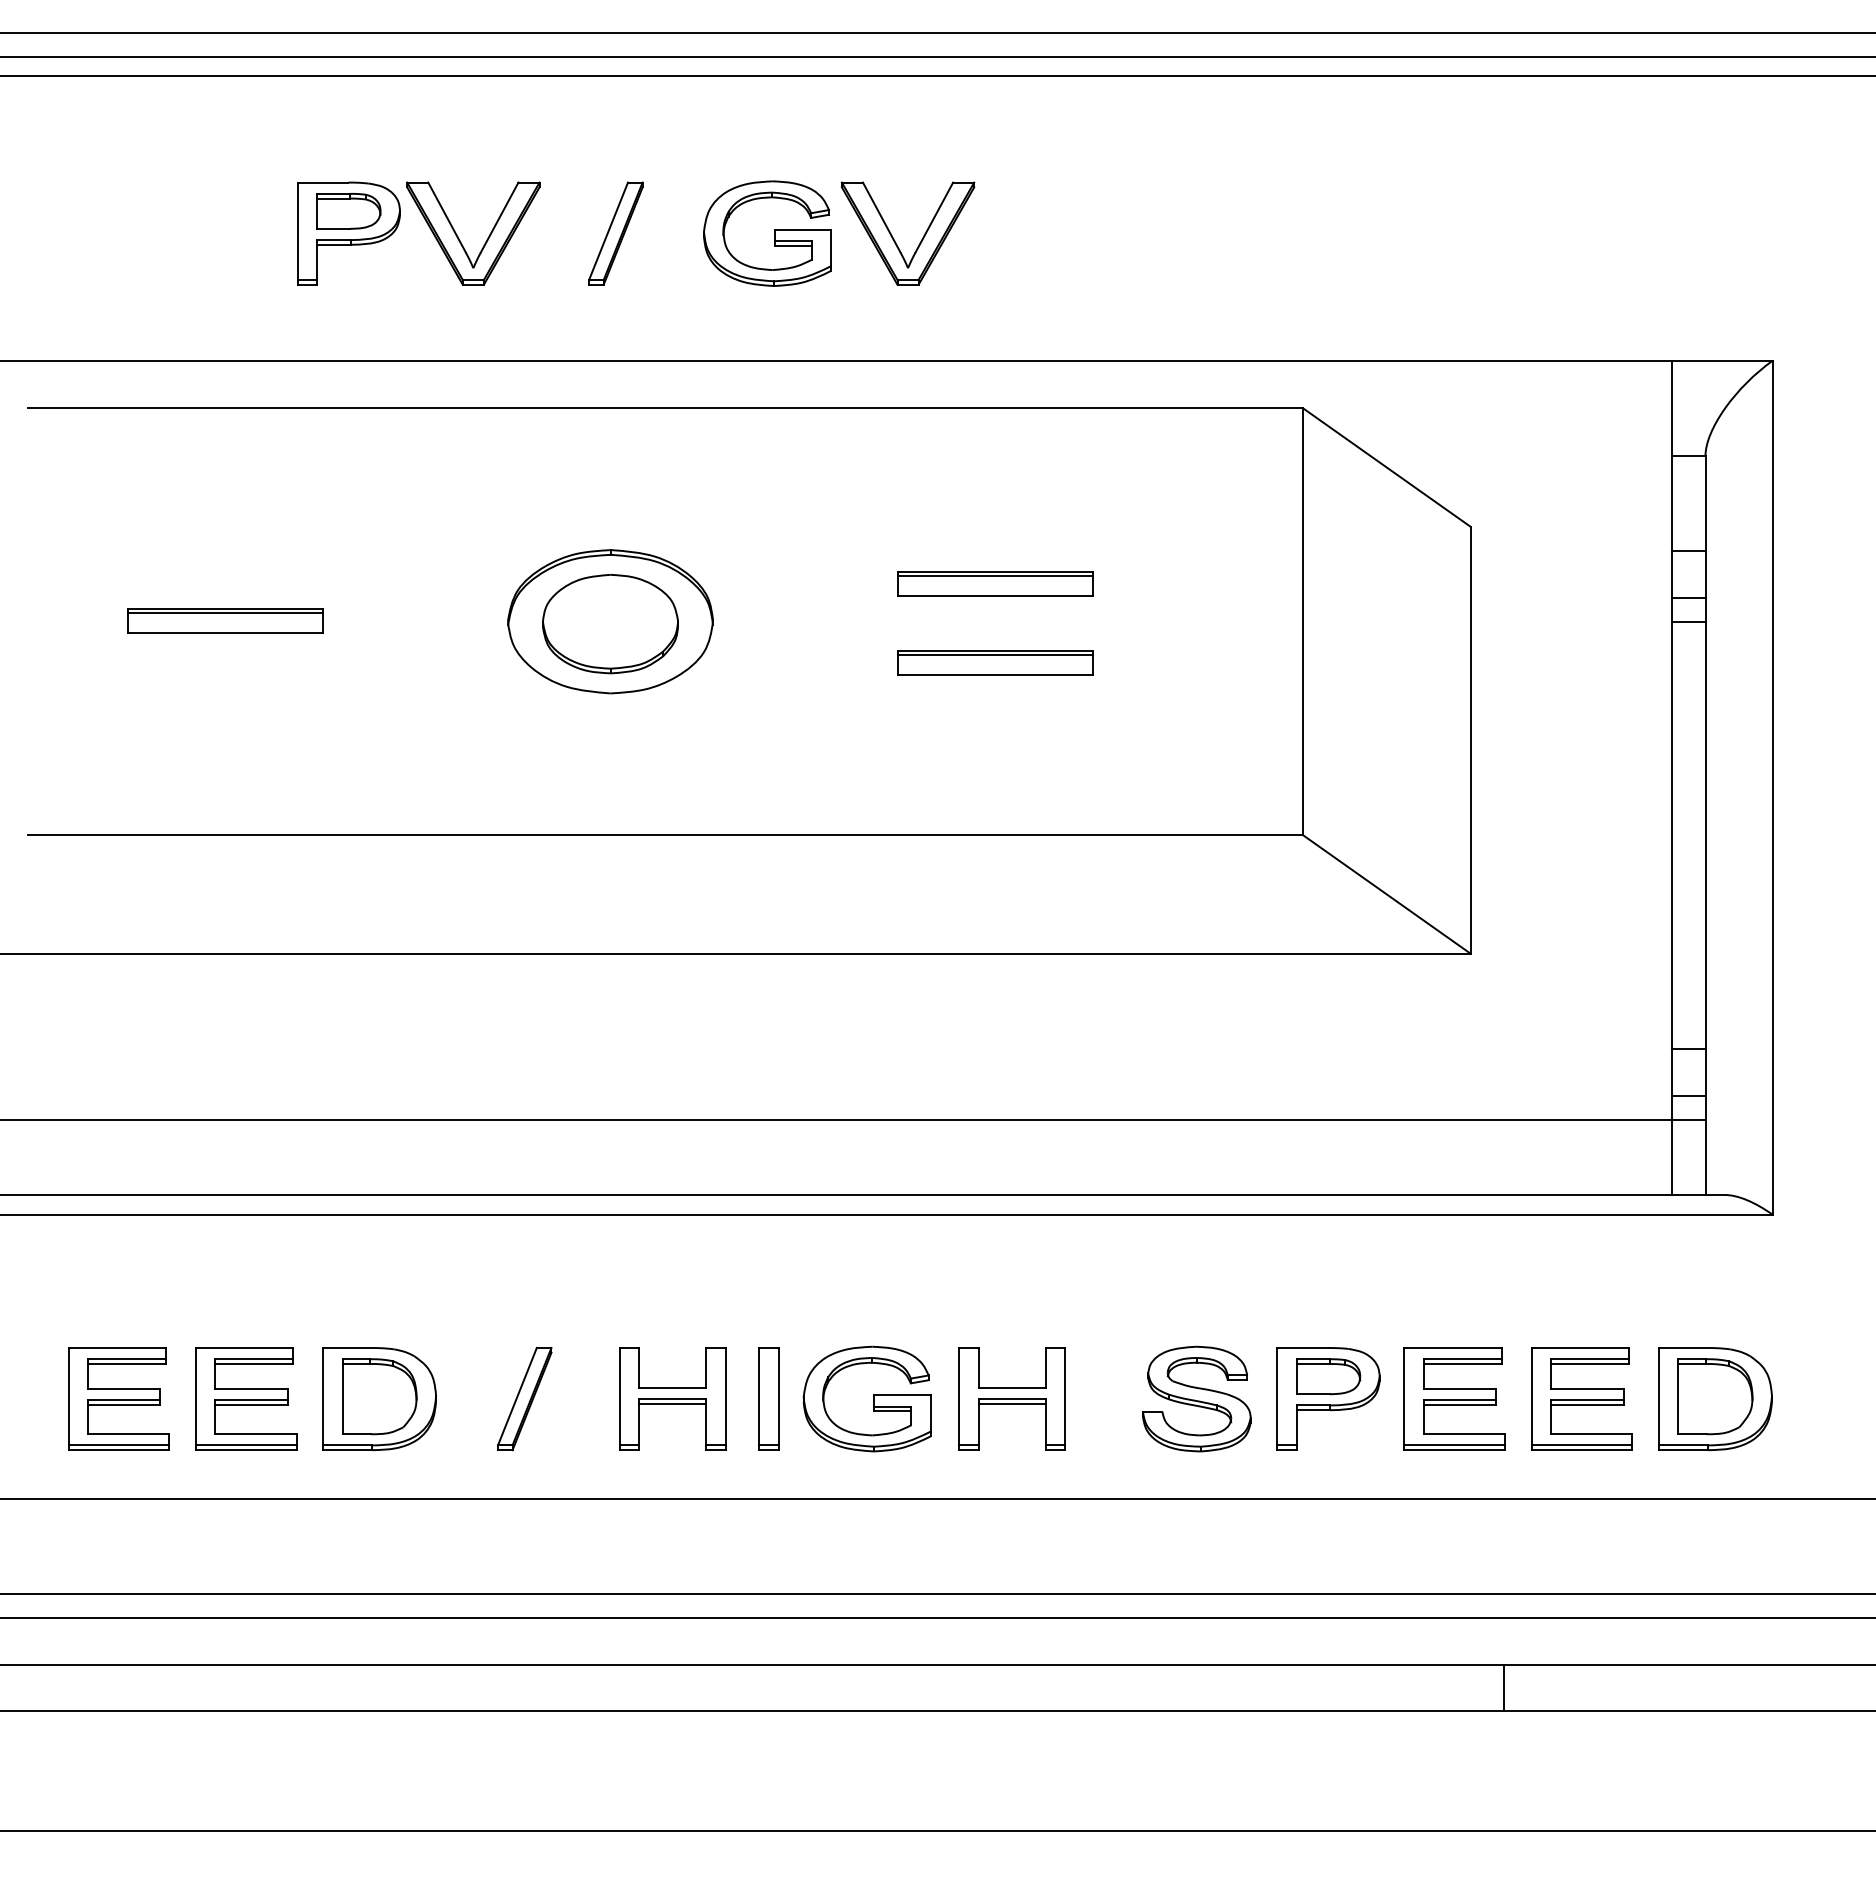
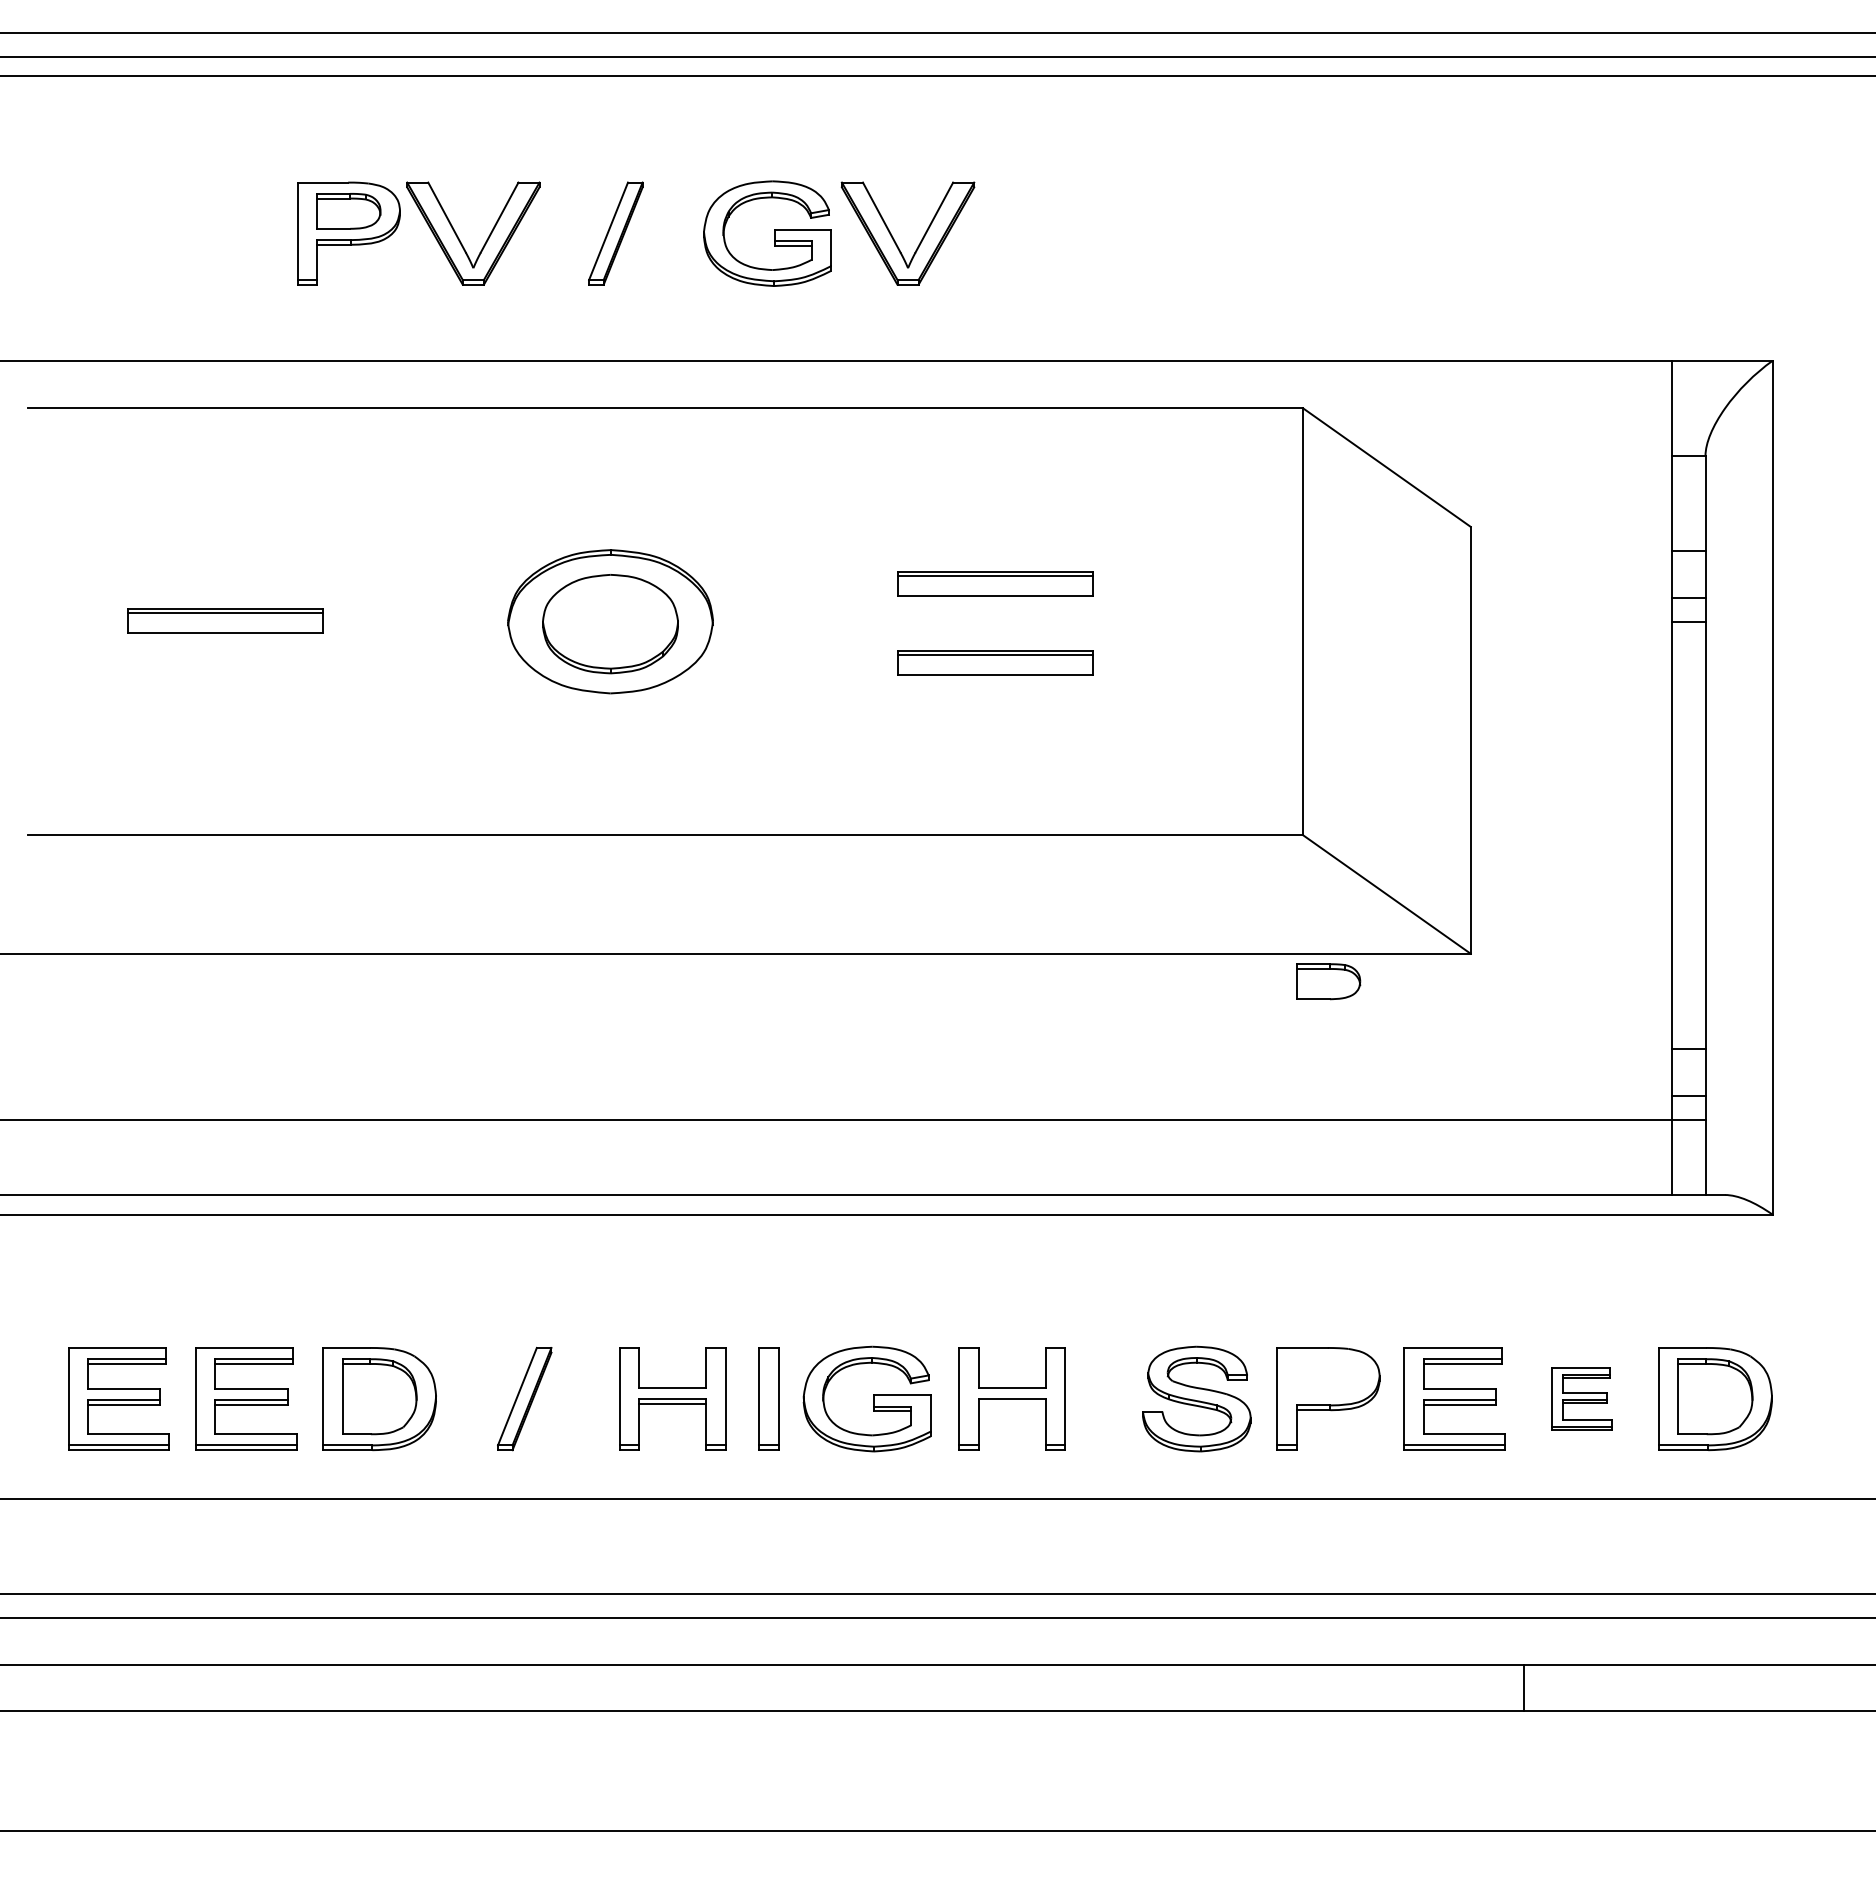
part position: (1328, 1376) -> (1328, 981) (1328, 981)
part size: 102x104 px -> 62x64 px (1581, 1398)
line: present -> none (1011, 1403)
line position: (1504, 1687) -> (1524, 1687) (1524, 1687)
